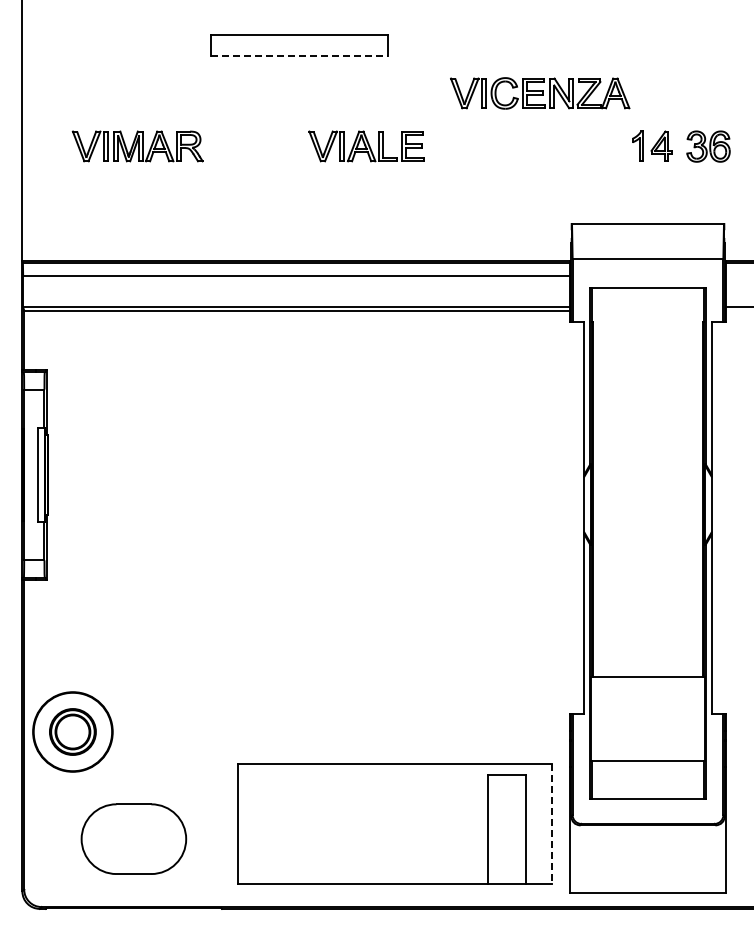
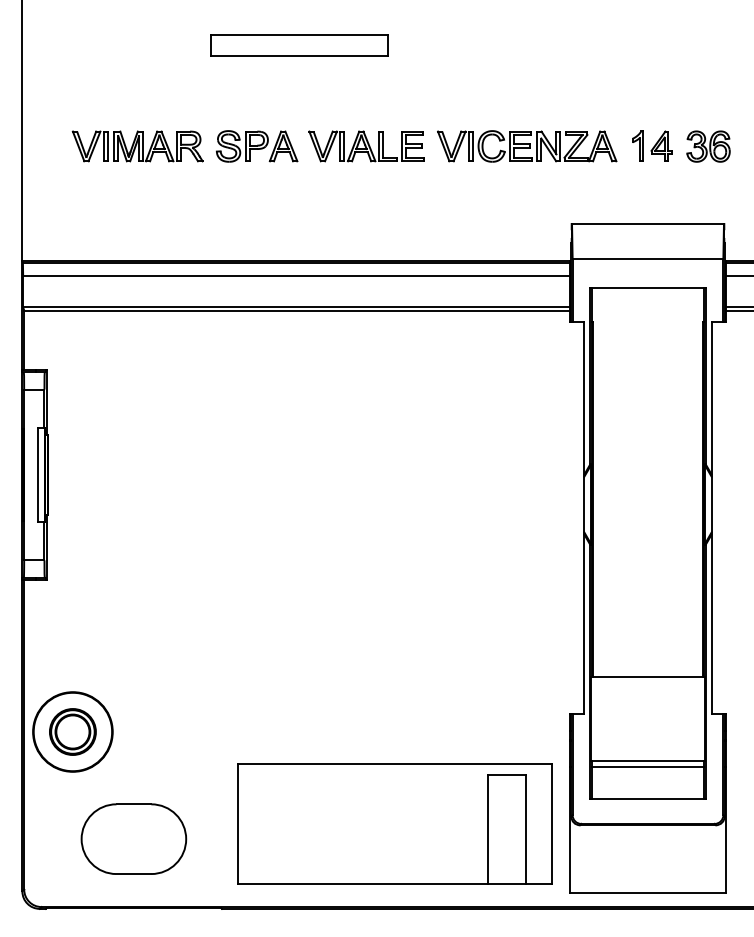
line: dashed -> solid (299, 55)
part position: (540, 93) -> (527, 146) (527, 146)
part: none -> present (257, 146)
line: none -> present (738, 275)
line: none -> present (738, 310)
line: none -> present (647, 766)
line: dashed -> solid (552, 824)
